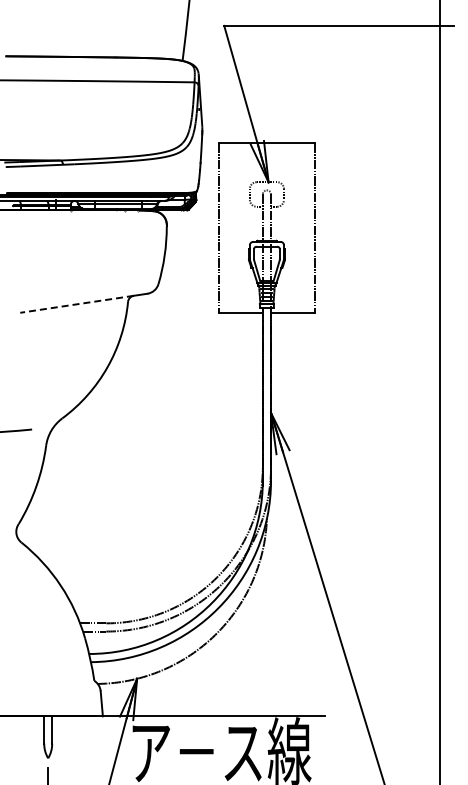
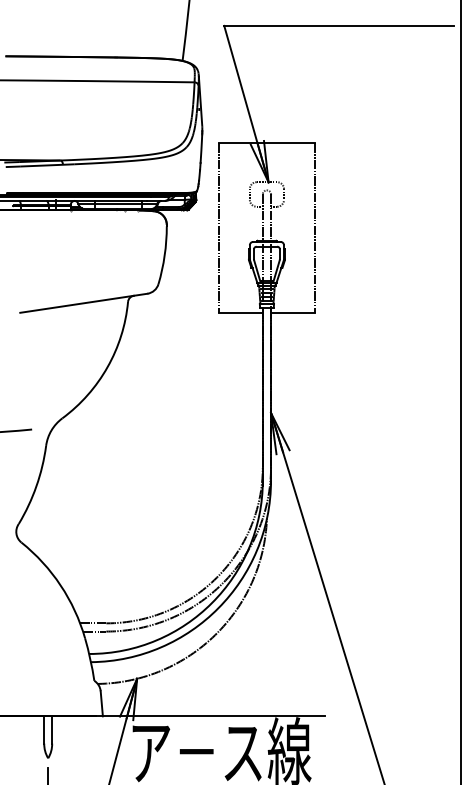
line: dashed -> solid (76, 304)
line position: (440, 391) -> (461, 391) (461, 391)
